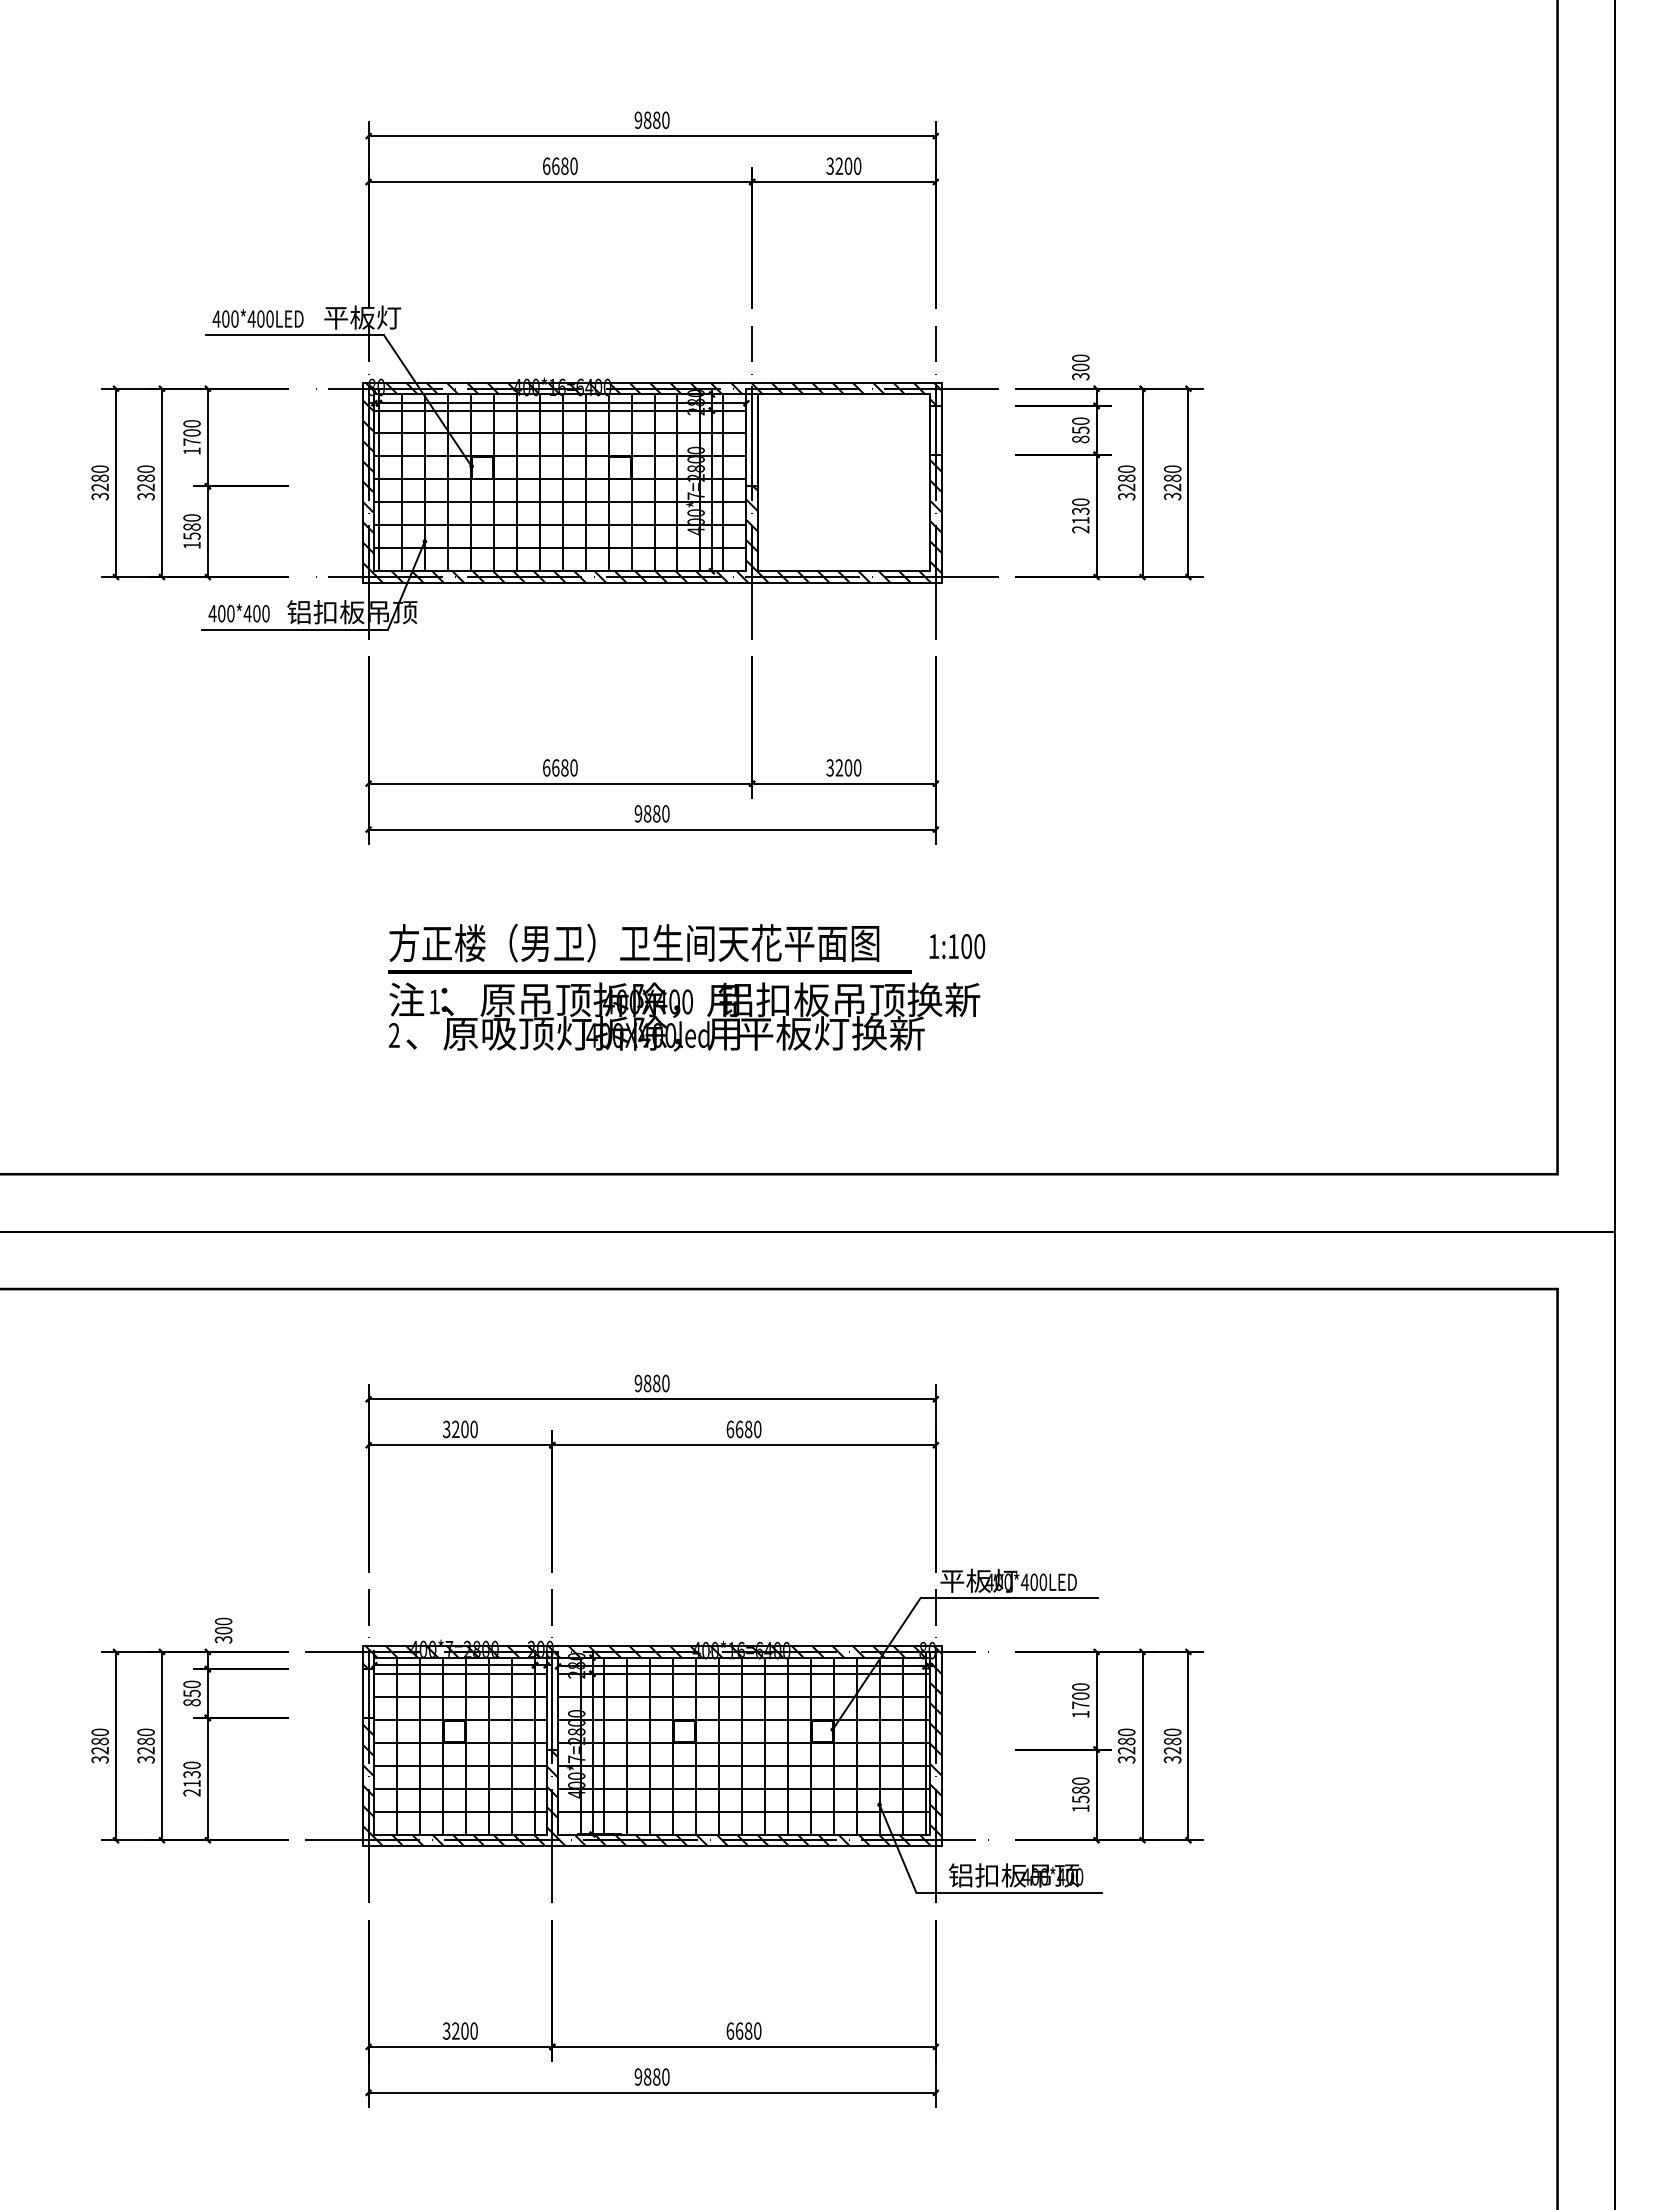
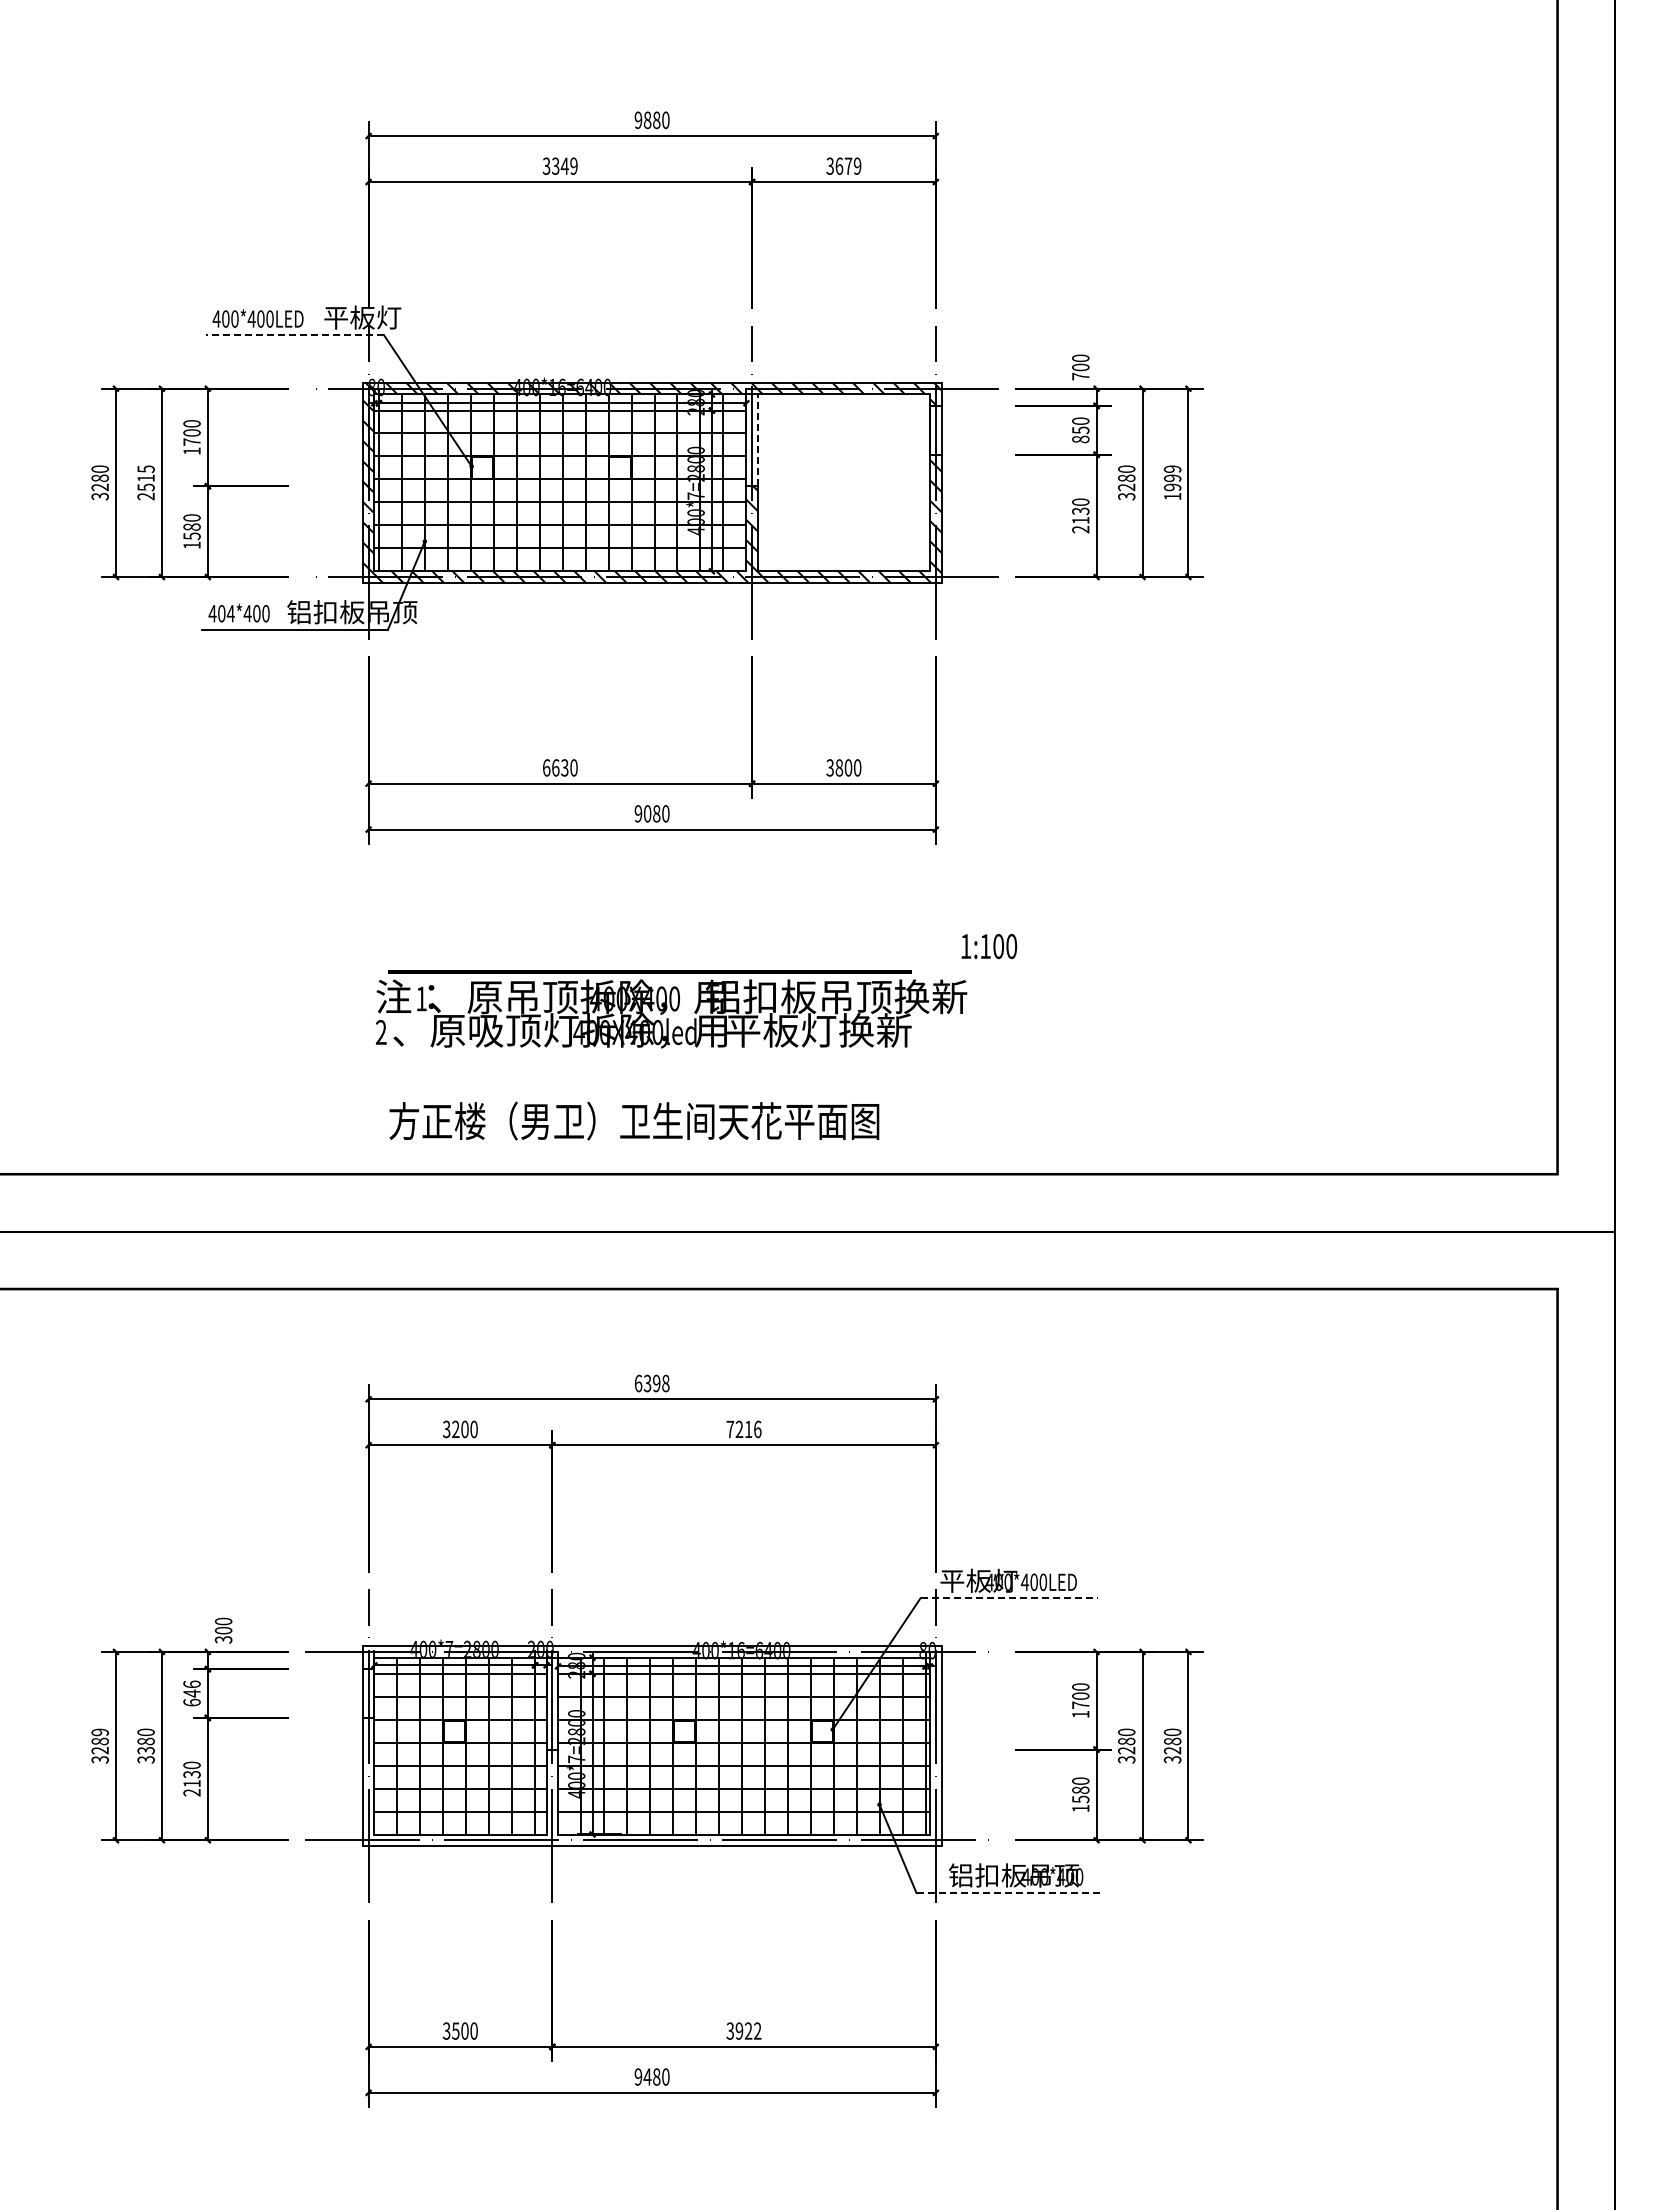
text: 6680 -> 3349 (559, 165)
text: 3200 -> 3679 (848, 165)
line: solid -> dashed (295, 334)
text: 300 -> 700 (1080, 376)
line: solid -> dashed (757, 440)
text: 3280 -> 2515 (145, 482)
text: 3280 -> 1999 (1172, 482)
text: 400*400 -> 404*400 (230, 613)
text: 6680 -> 6630 (564, 767)
text: 3200 -> 3800 (839, 767)
text: 9880 -> 9080 (647, 813)
text position: (634, 942) -> (634, 1120) (634, 1120)
text position: (957, 946) -> (989, 946) (989, 946)
text position: (684, 1016) -> (671, 1013) (671, 1013)
text: 9880 -> 6398 (651, 1383)
text: 6680 -> 7216 (743, 1429)
line: solid -> dashed (1009, 1598)
text: 850 -> 646 (191, 1693)
text: 3280 -> 3289 (99, 1732)
hatch: present -> none (651, 1746)
text: 3280 -> 3380 (146, 1750)
line: solid -> dashed (1009, 1893)
text: 3200 -> 3500 (455, 2030)
text: 6680 -> 3922 (743, 2030)
text: 9880 -> 9480 (647, 2076)
